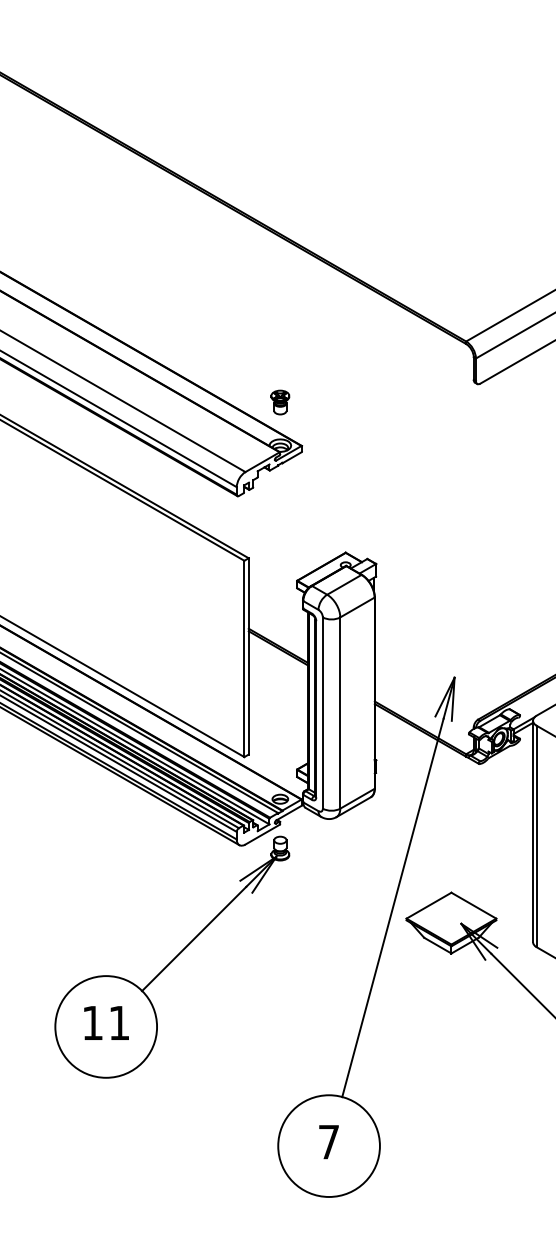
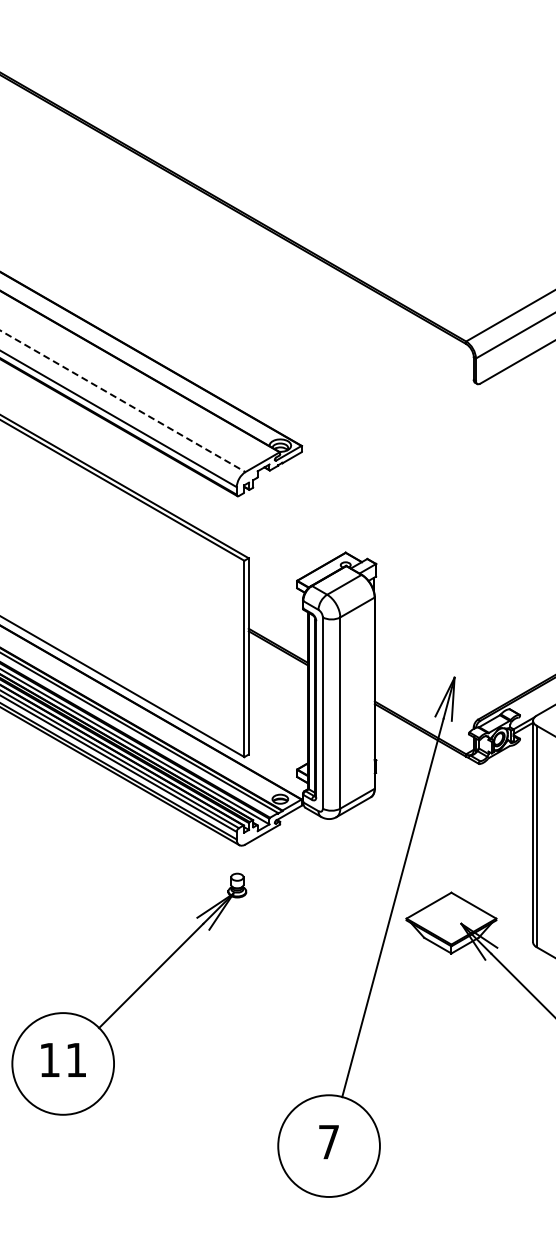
line: solid -> dashed (123, 401)
part: present -> none (280, 402)
part position: (172, 956) -> (129, 993) (129, 993)
